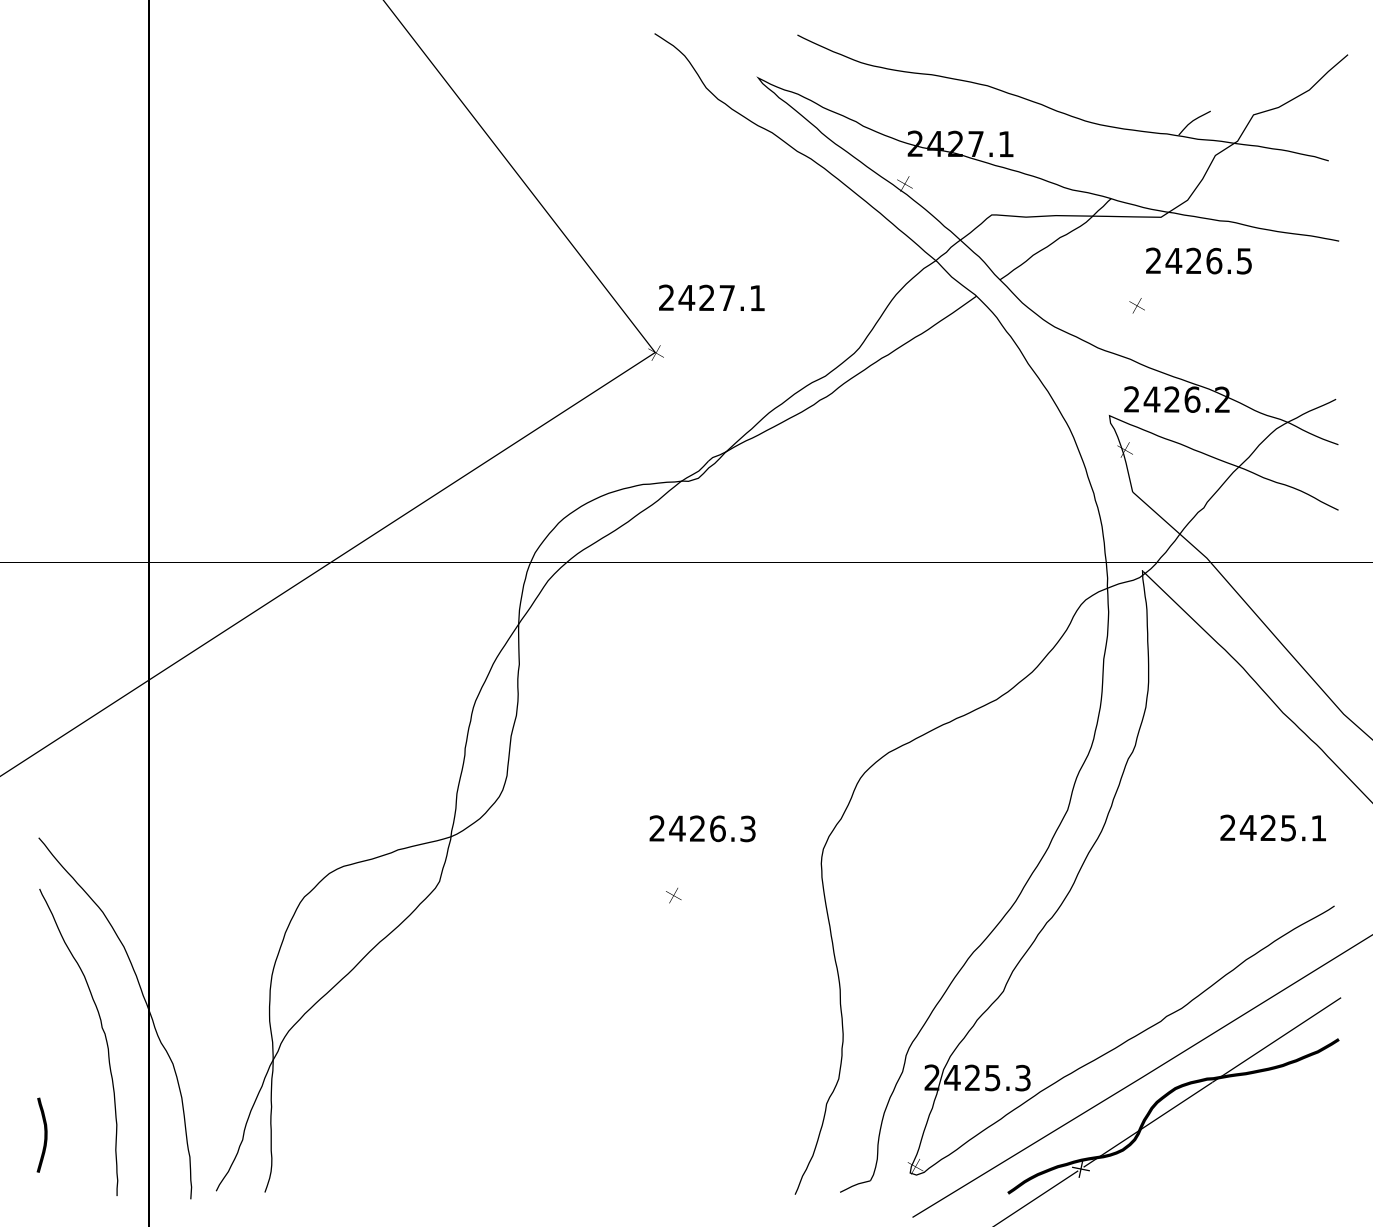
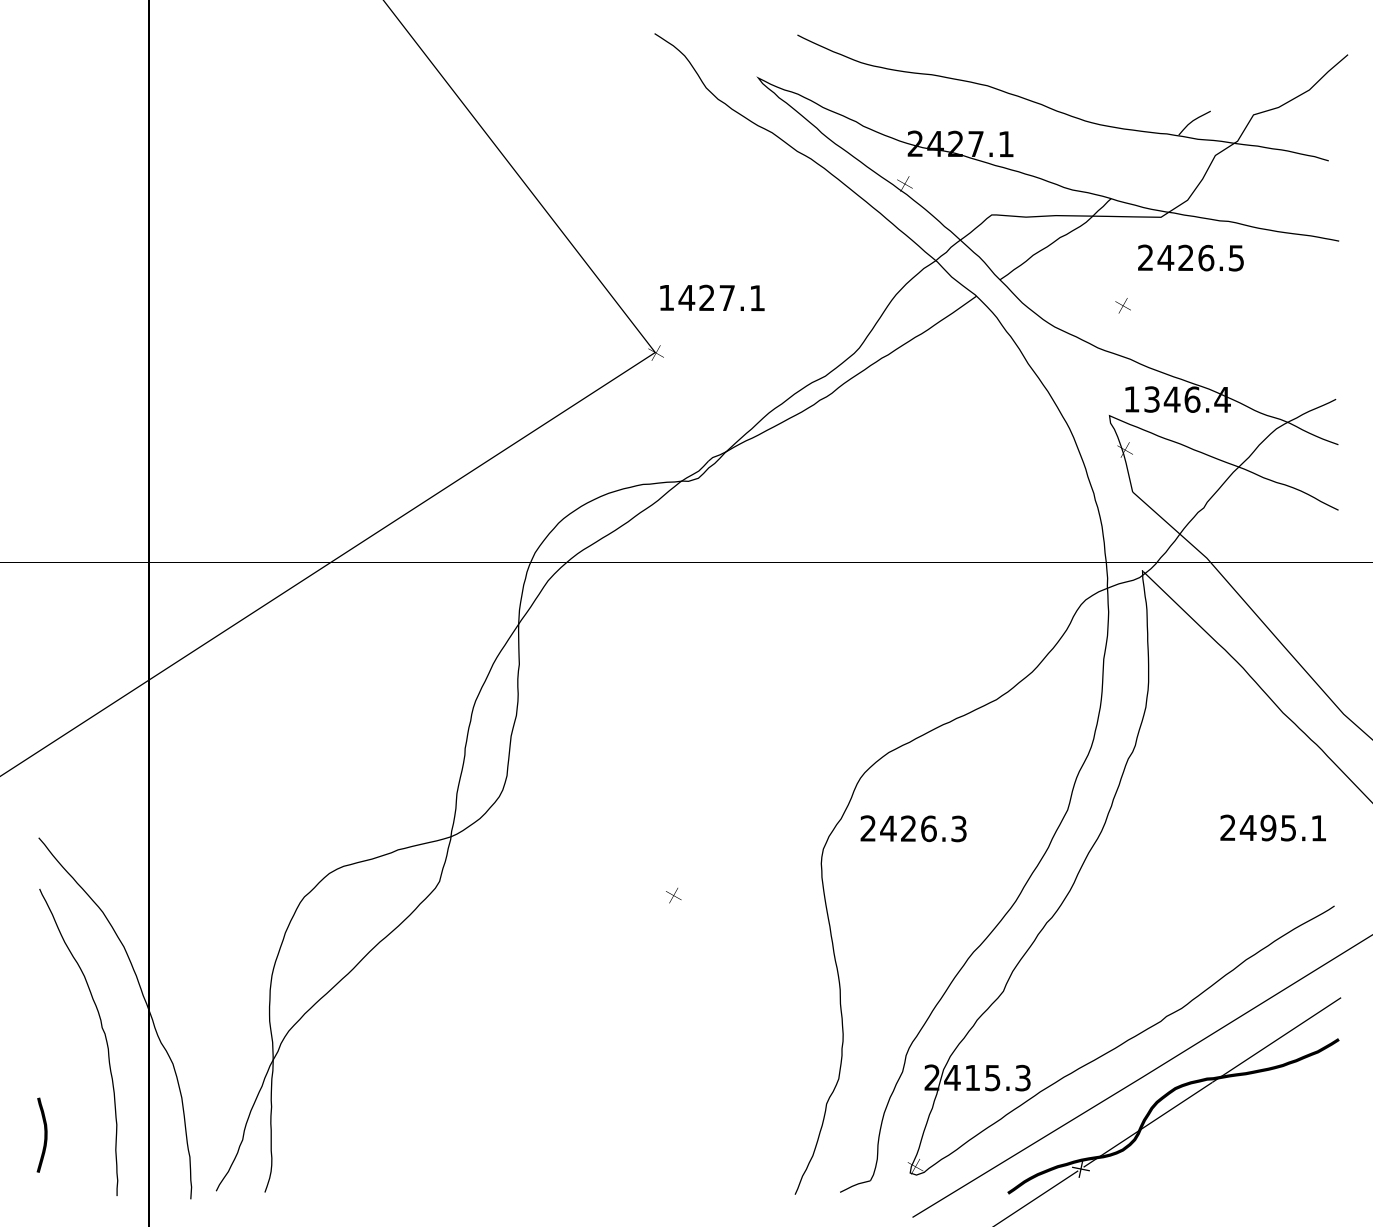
text position: (1198, 260) -> (1190, 257) (1190, 257)
text: 2427.1 -> 1427.1 (666, 297)
part position: (1136, 305) -> (1122, 305) (1122, 305)
text: 2426.2 -> 1346.4 (1177, 399)
text position: (702, 828) -> (913, 828) (913, 828)
text: 2425.1 -> 2495.1 (1268, 828)
text: 2425.3 -> 2415.3 (972, 1077)
